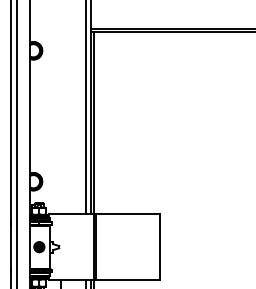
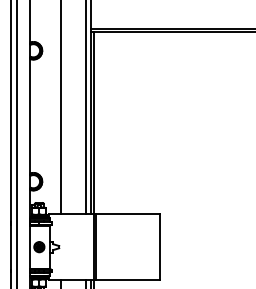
line: none -> present (61, 108)
